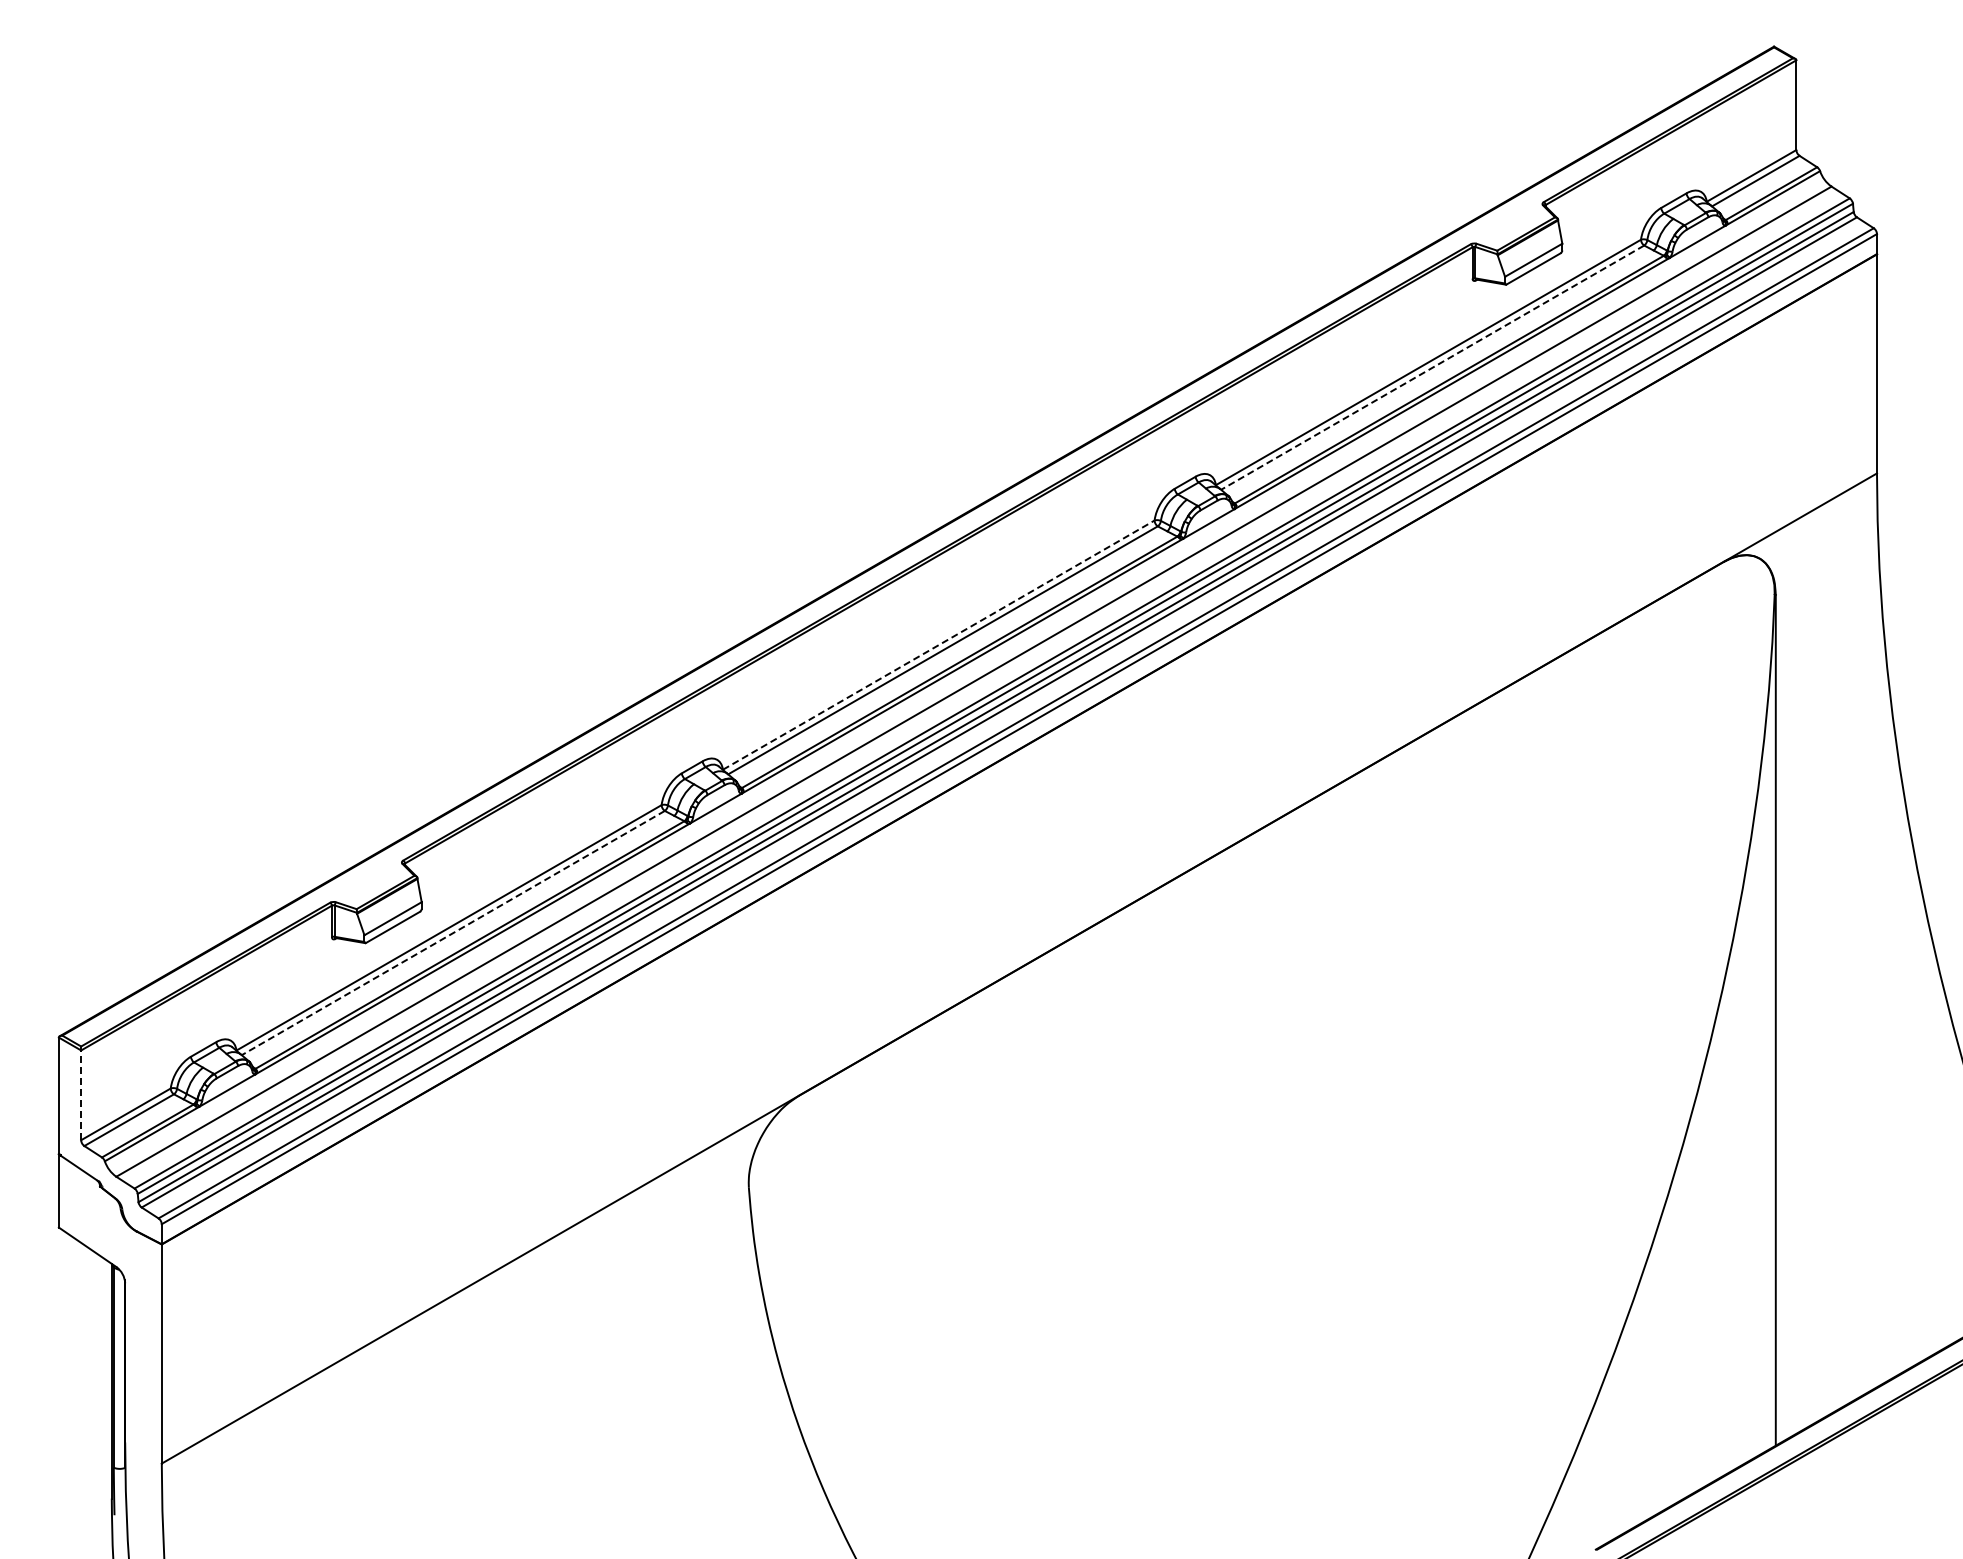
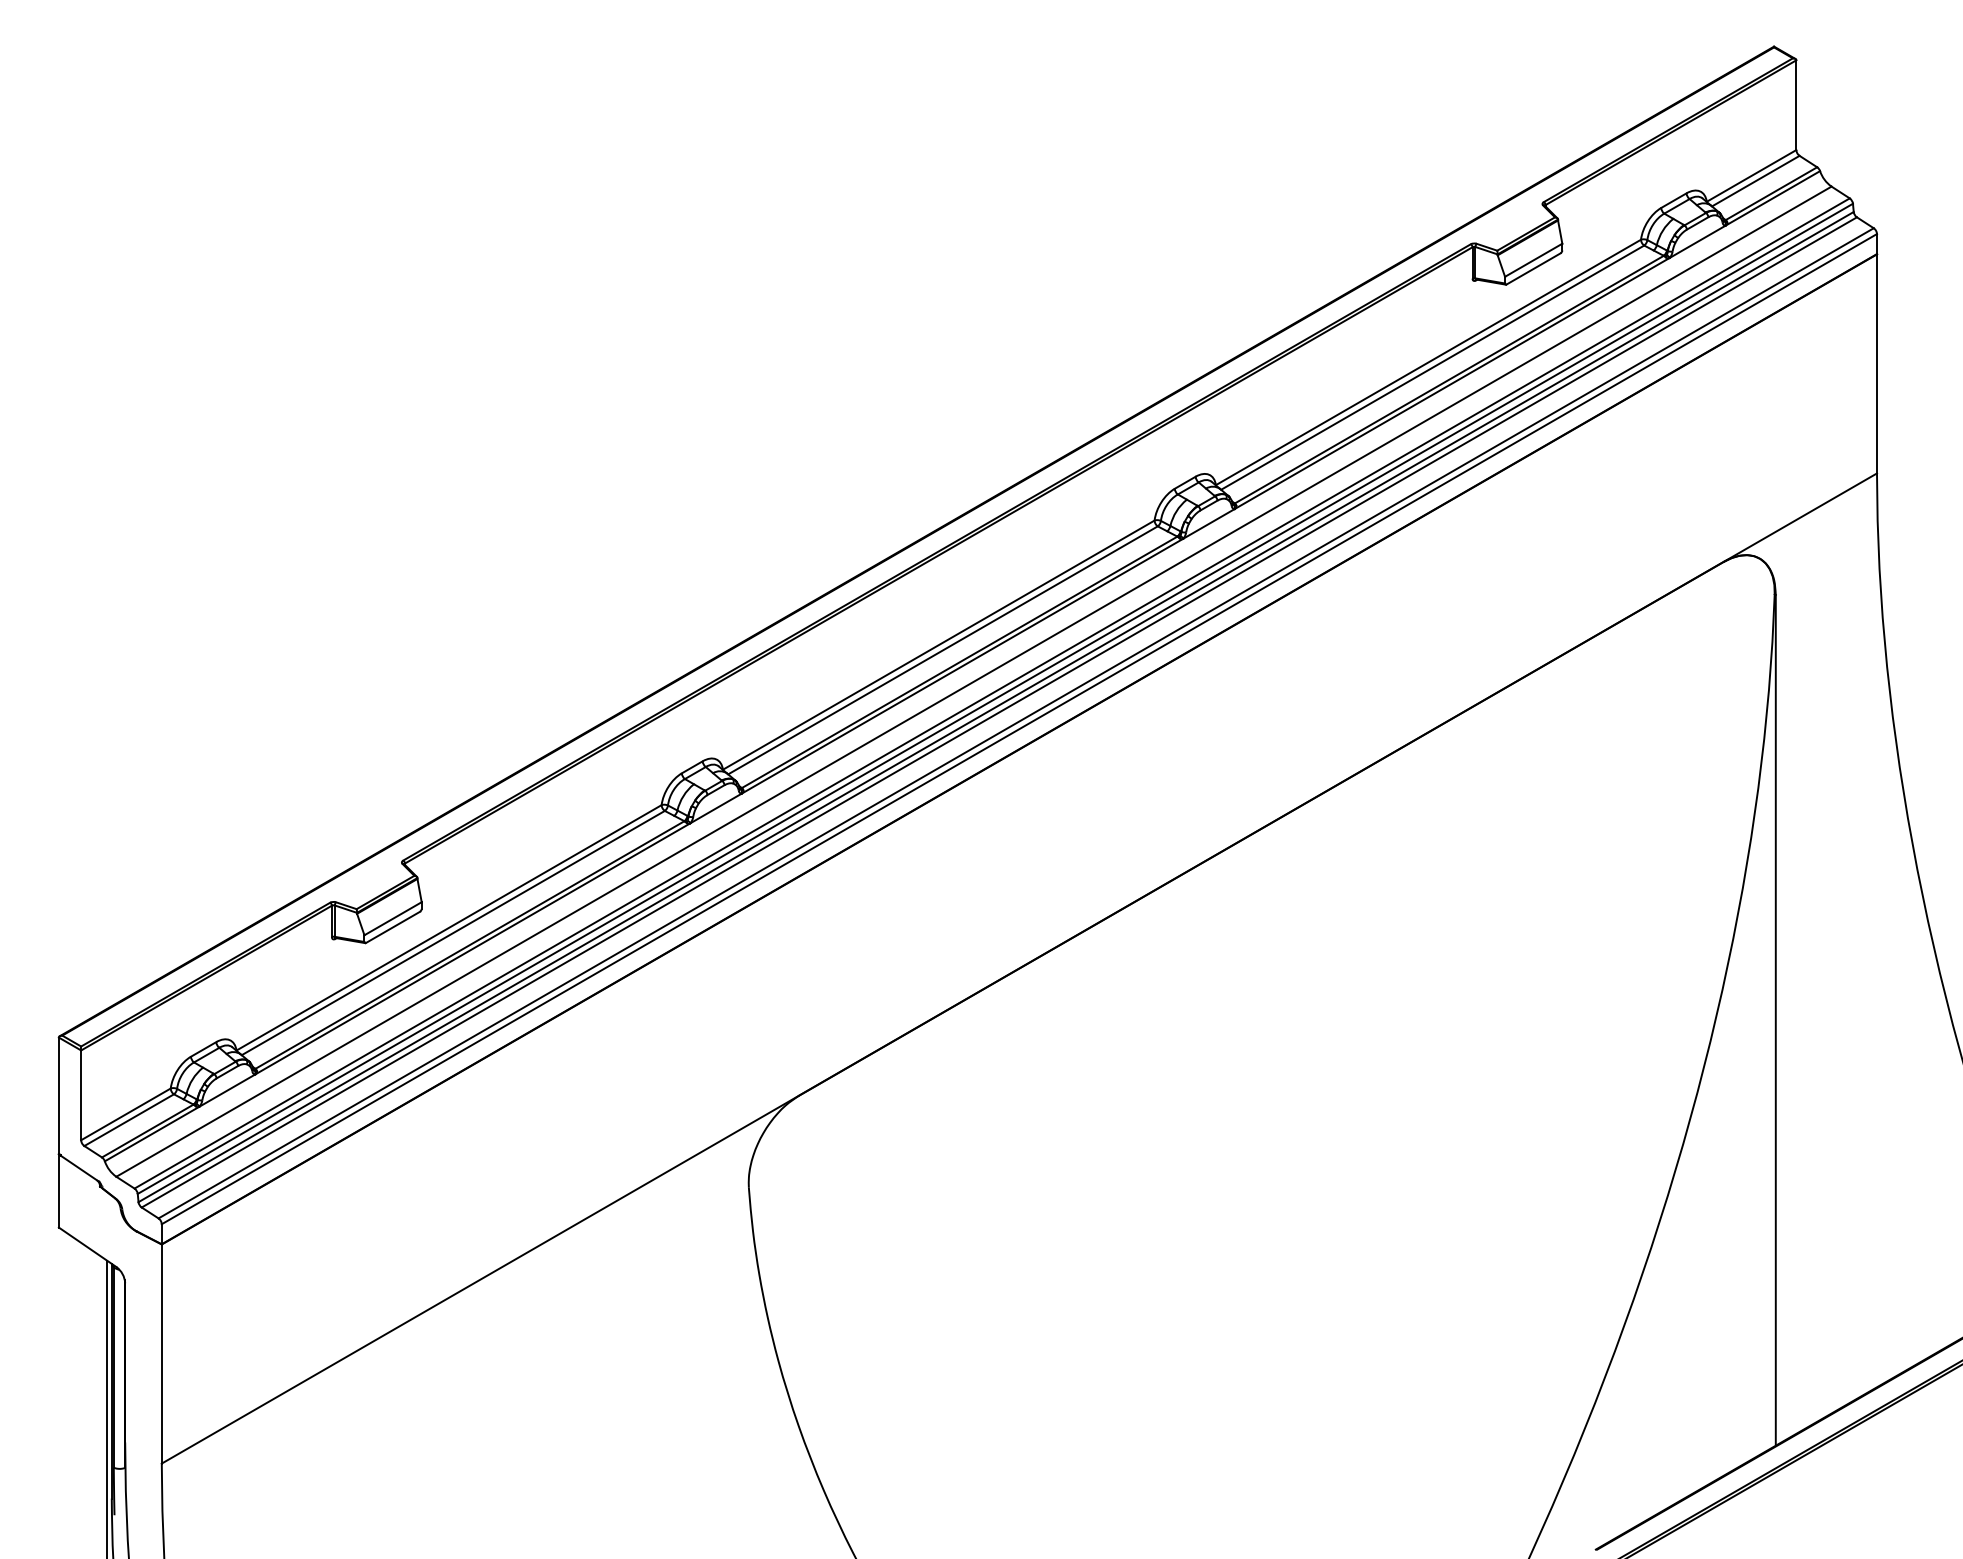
line: dashed -> solid (1432, 367)
line: dashed -> solid (939, 644)
line: dashed -> solid (452, 933)
line: dashed -> solid (81, 1095)
line: none -> present (106, 1407)
